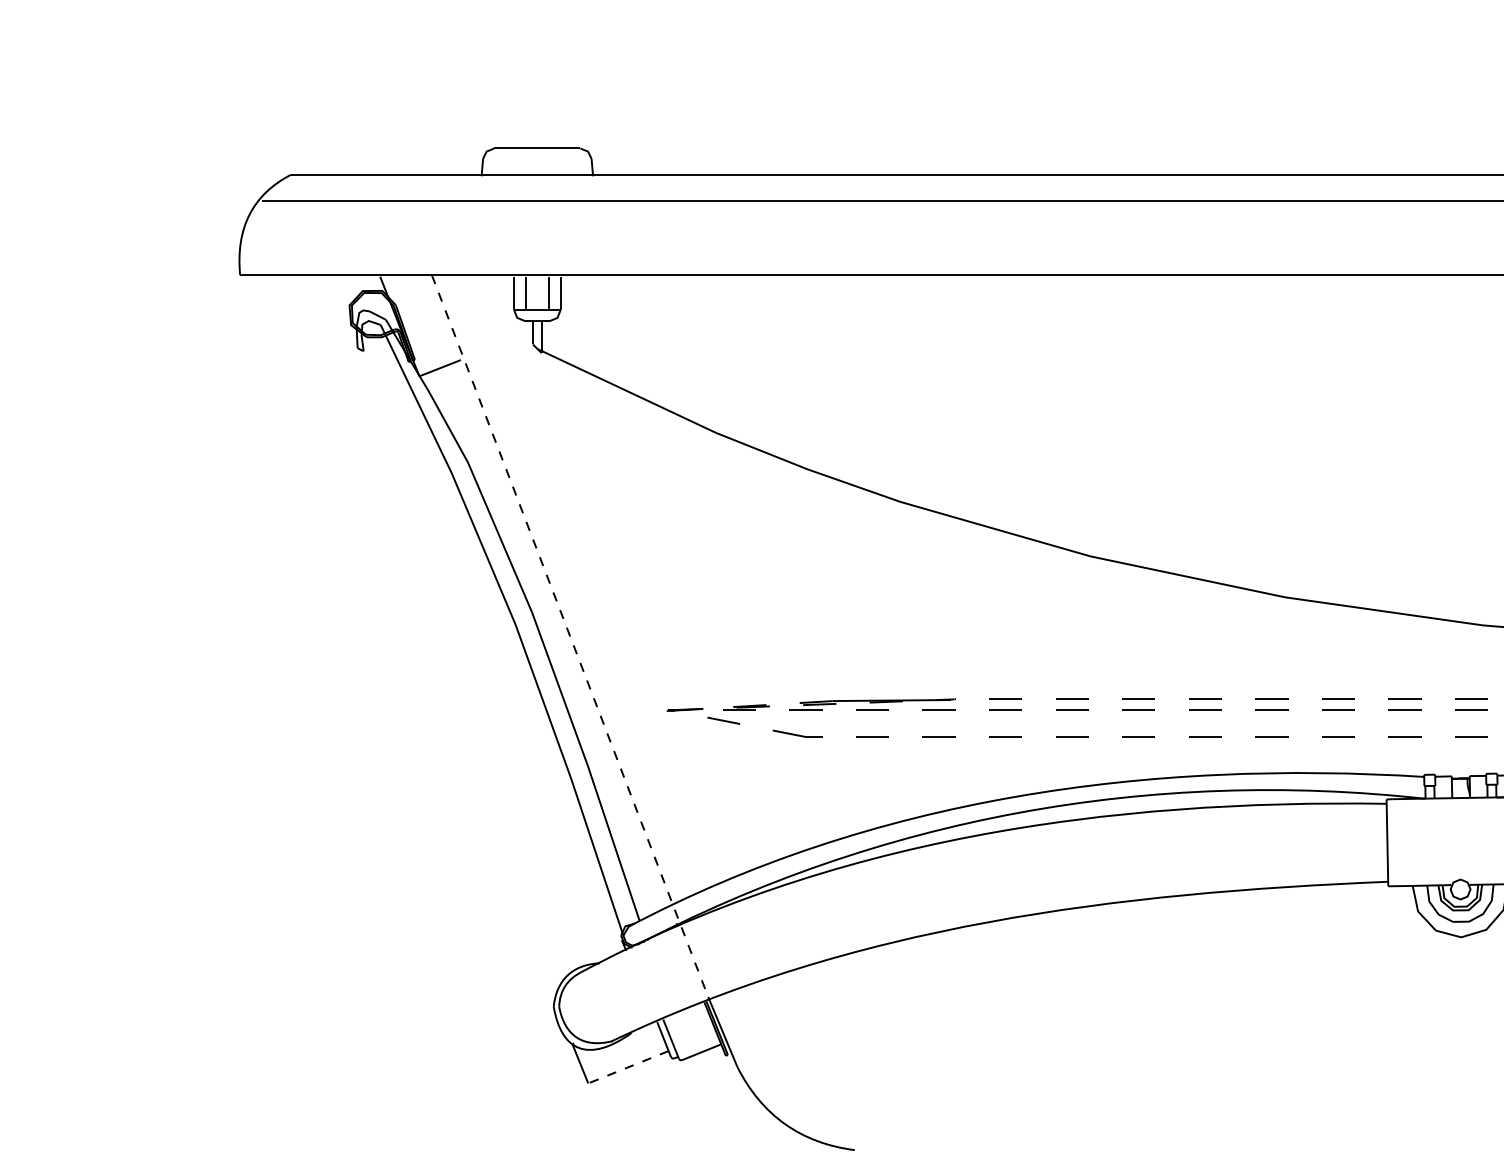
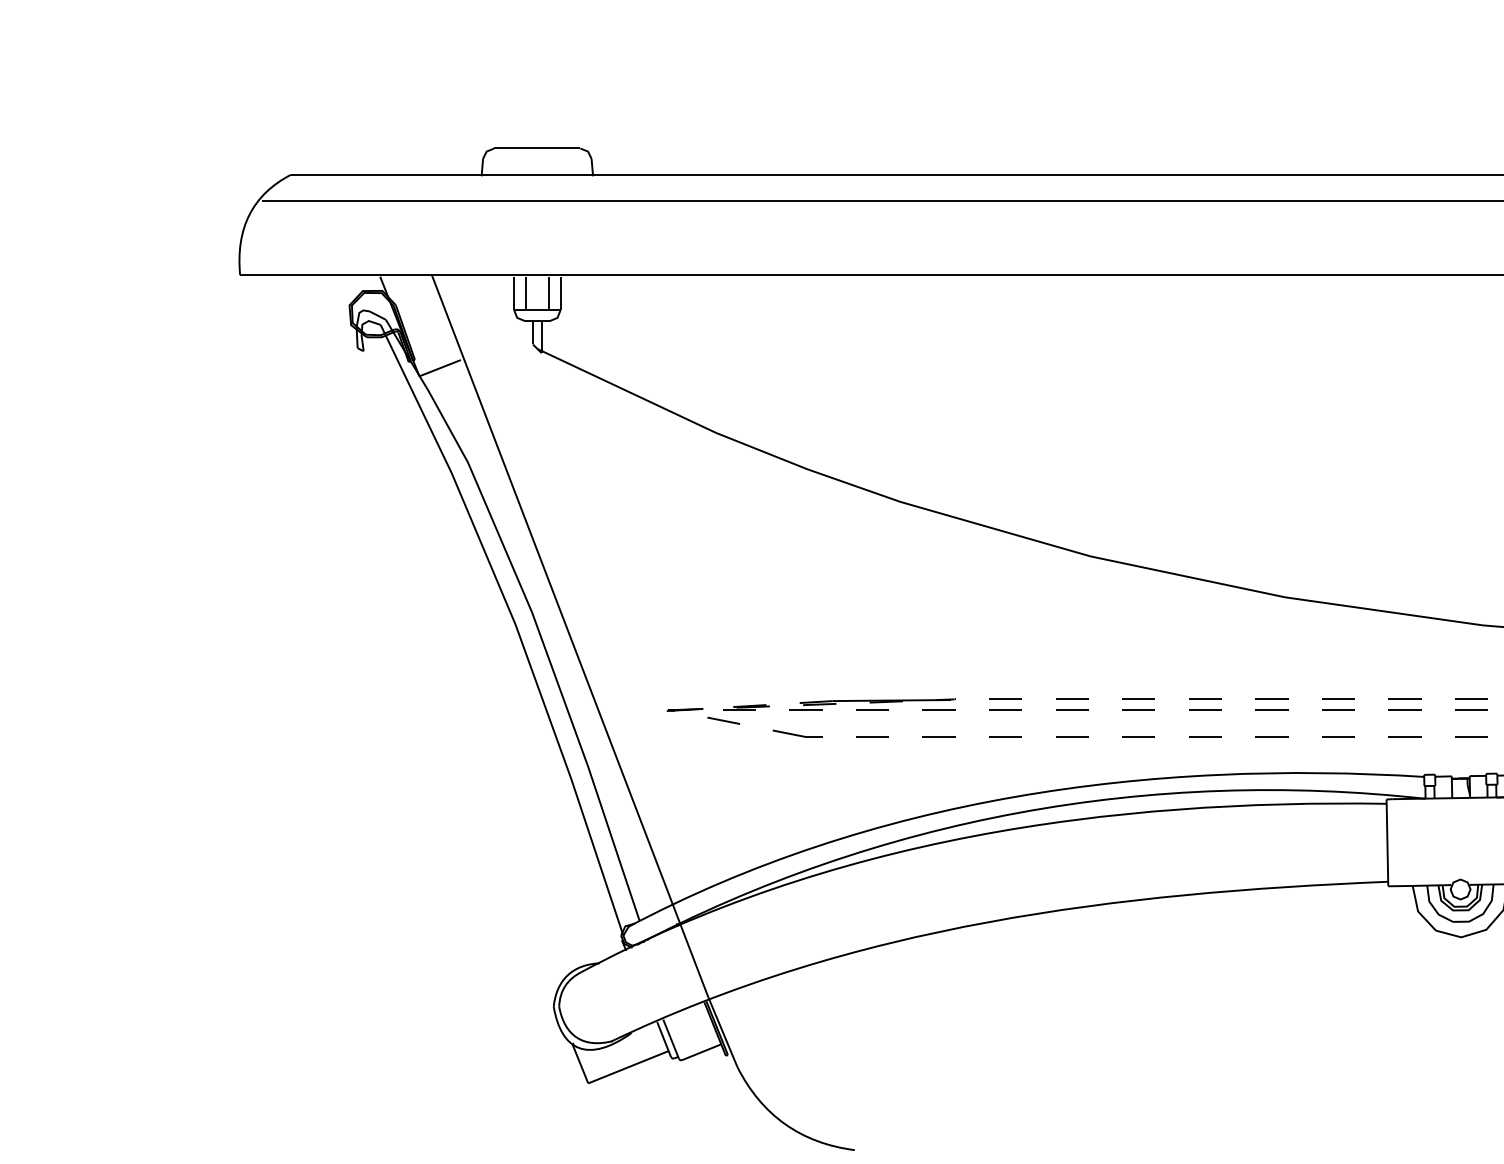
line: dashed -> solid (570, 636)
line: dashed -> solid (628, 1067)
